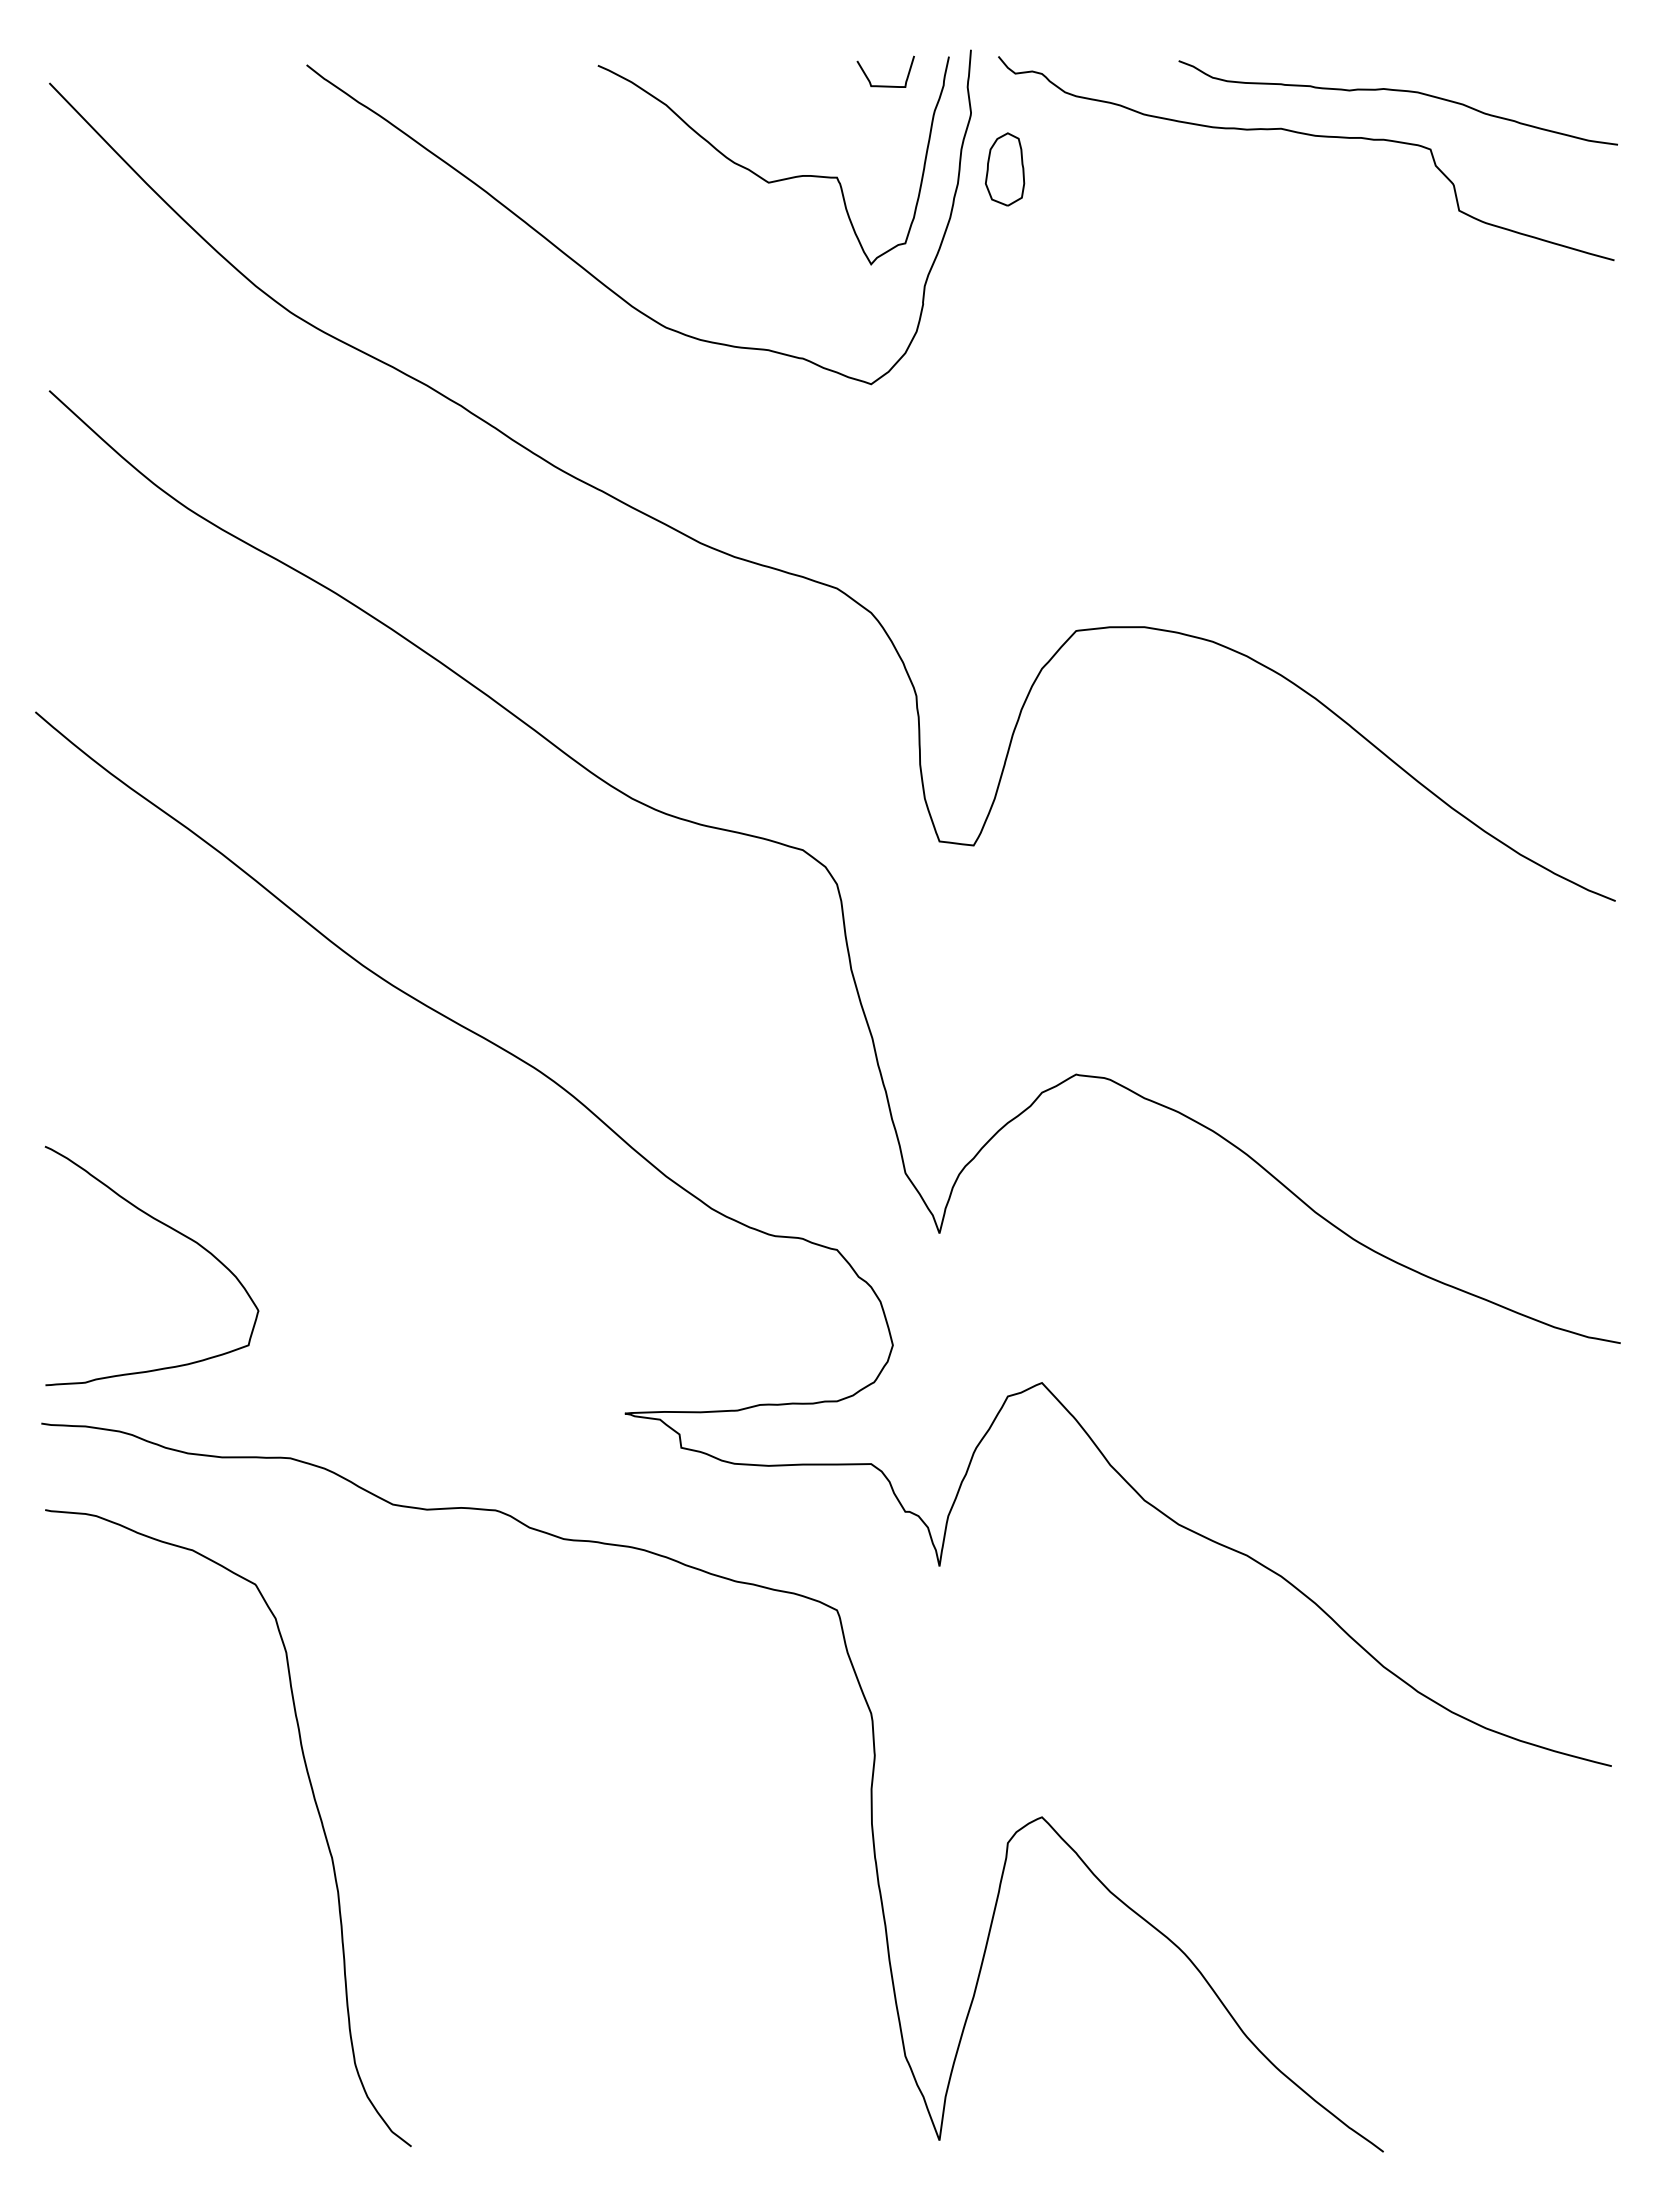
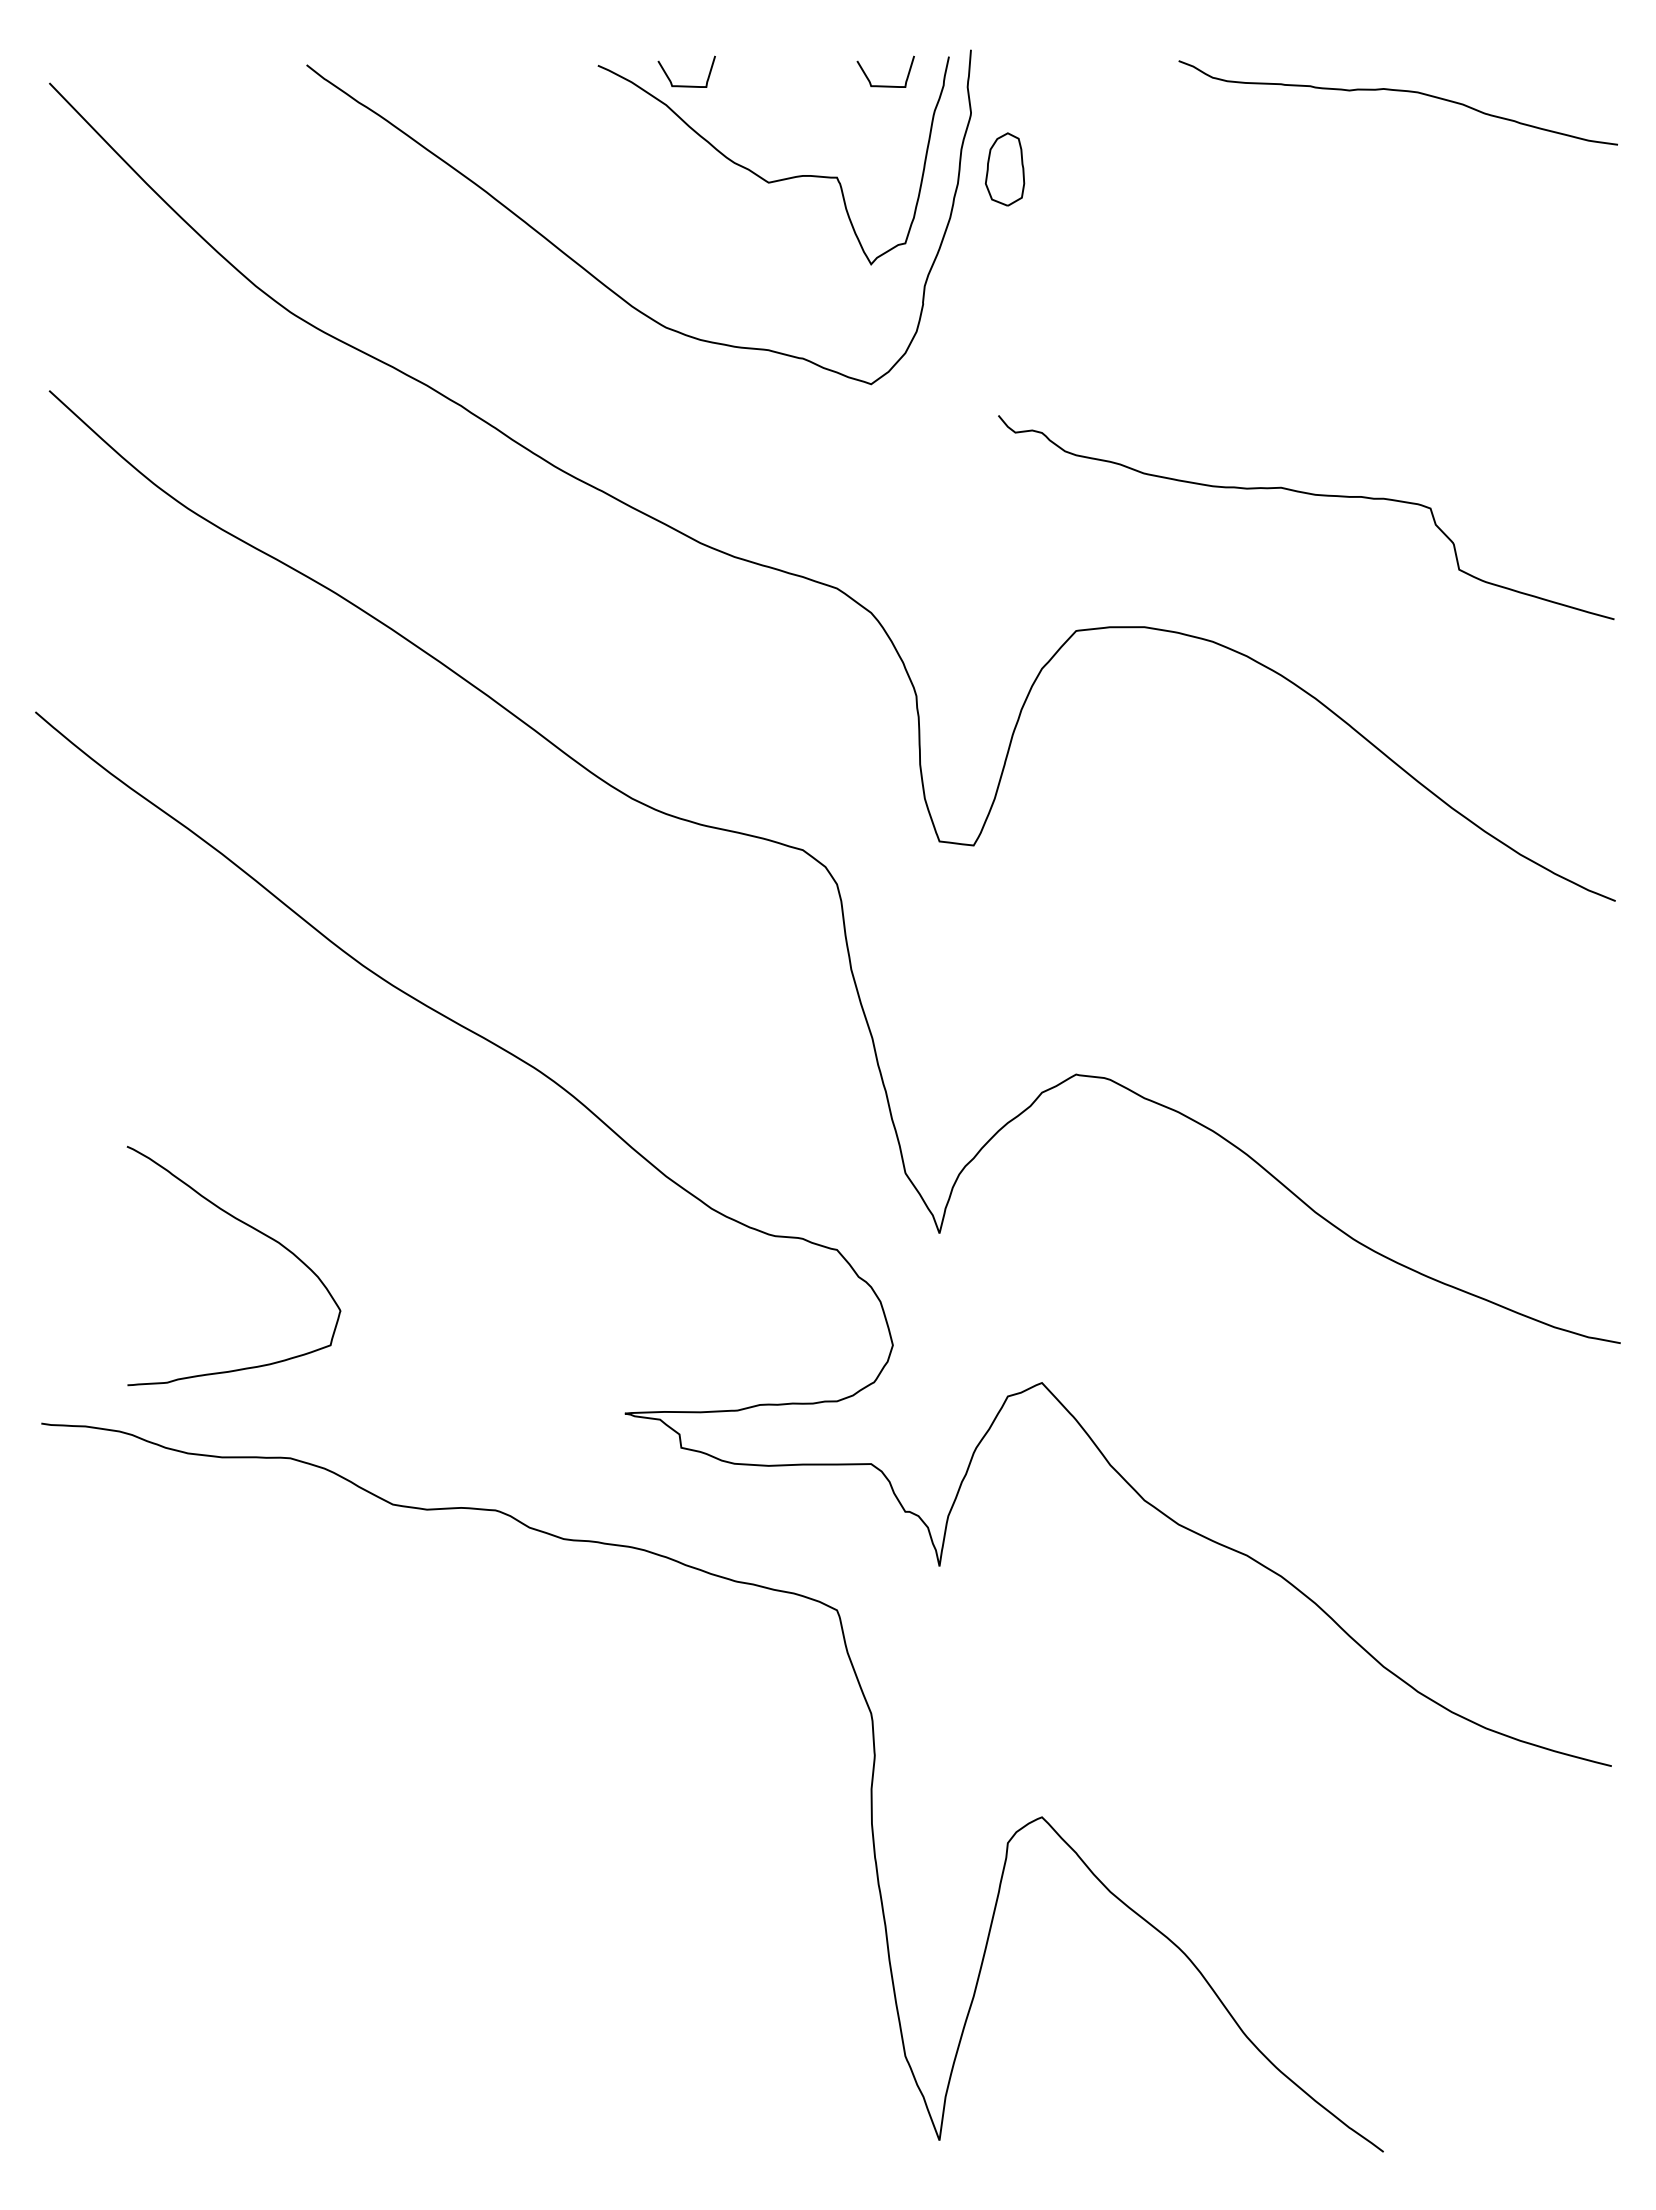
curve: none -> present (686, 85)
curve position: (1312, 136) -> (1312, 495) (1312, 495)
curve position: (171, 1229) -> (253, 1229) (253, 1229)
curve: present -> none (313, 1799)
